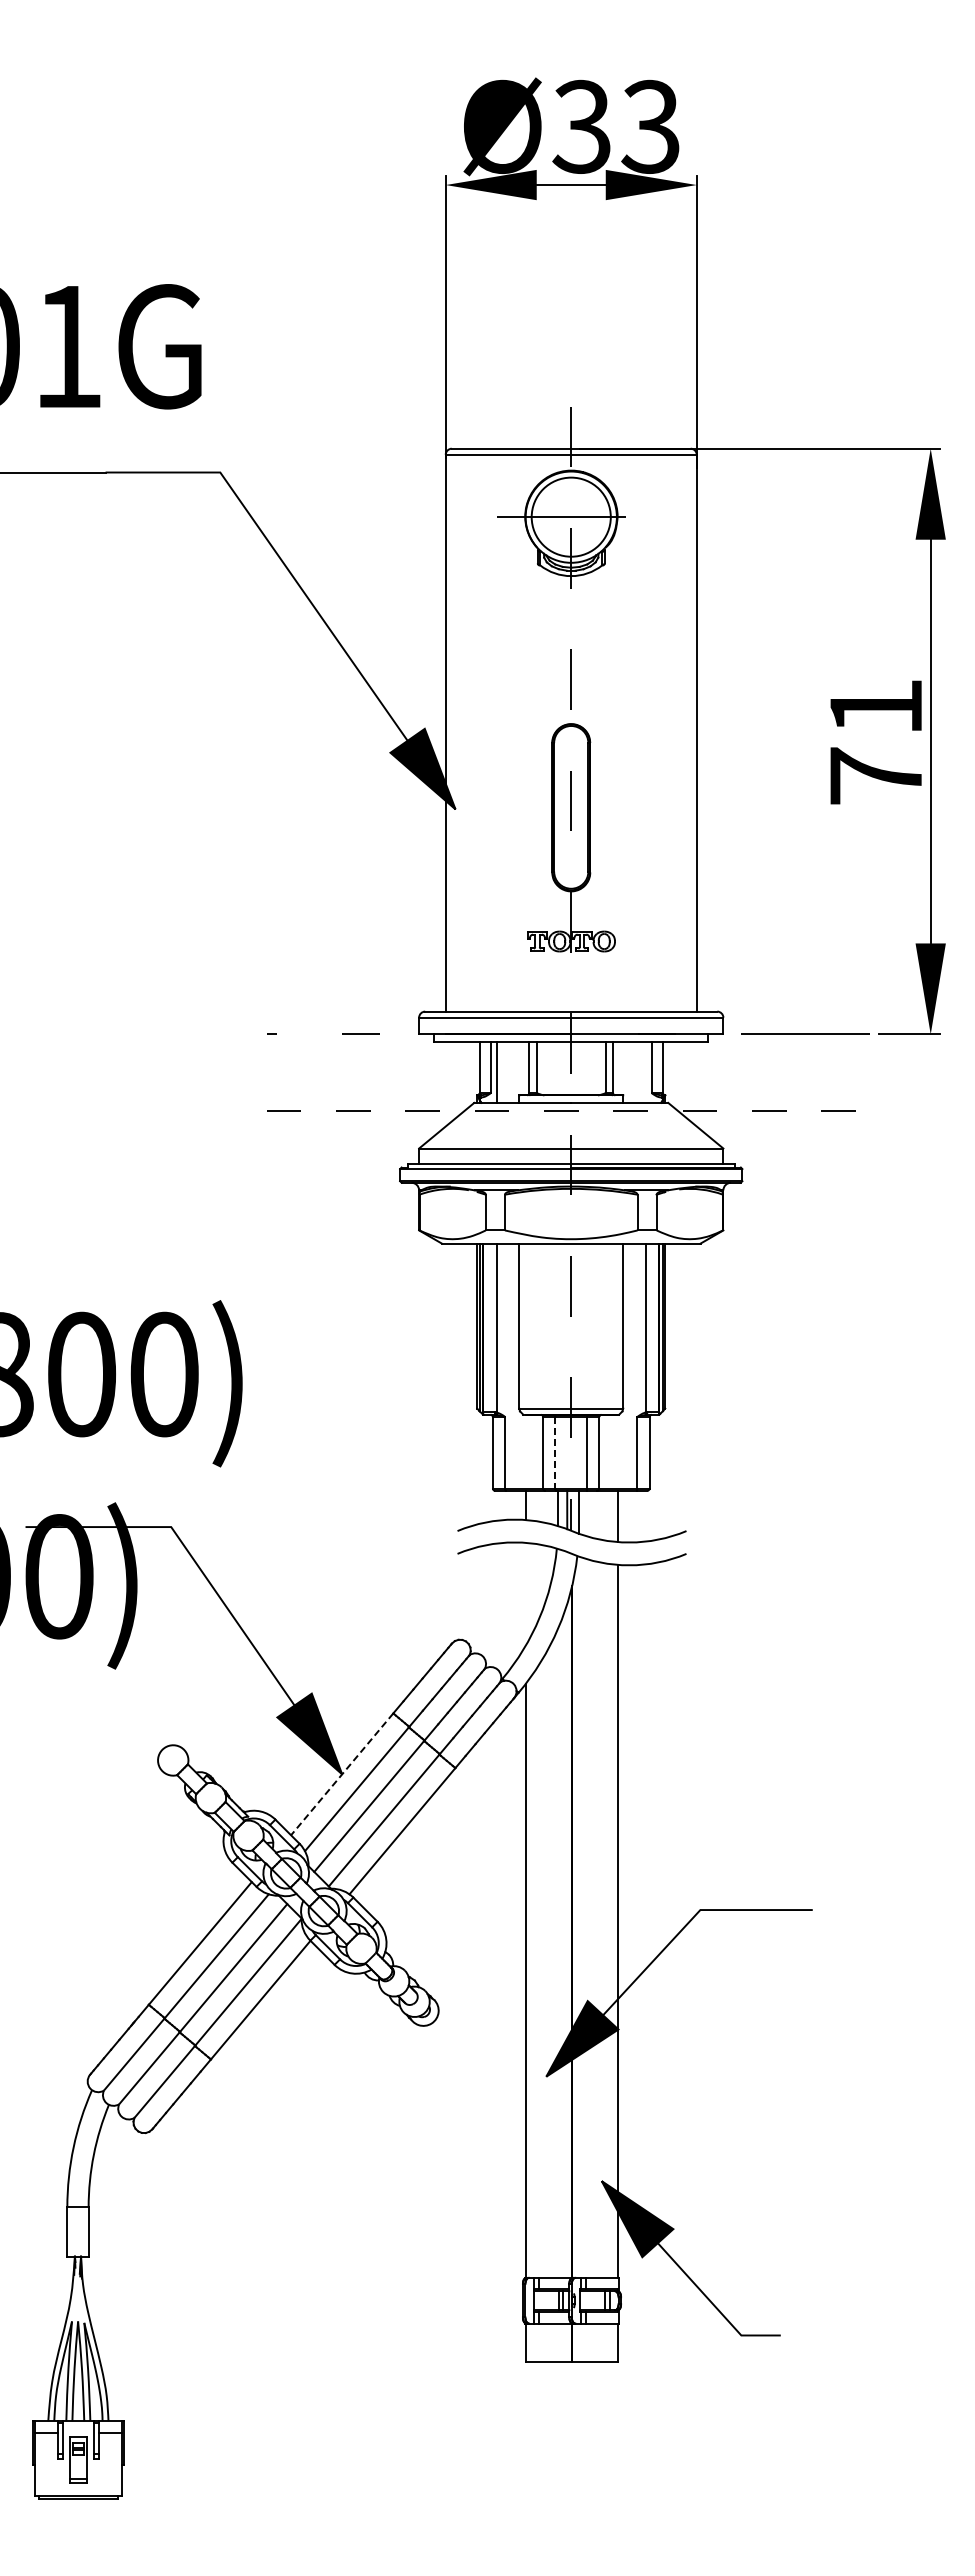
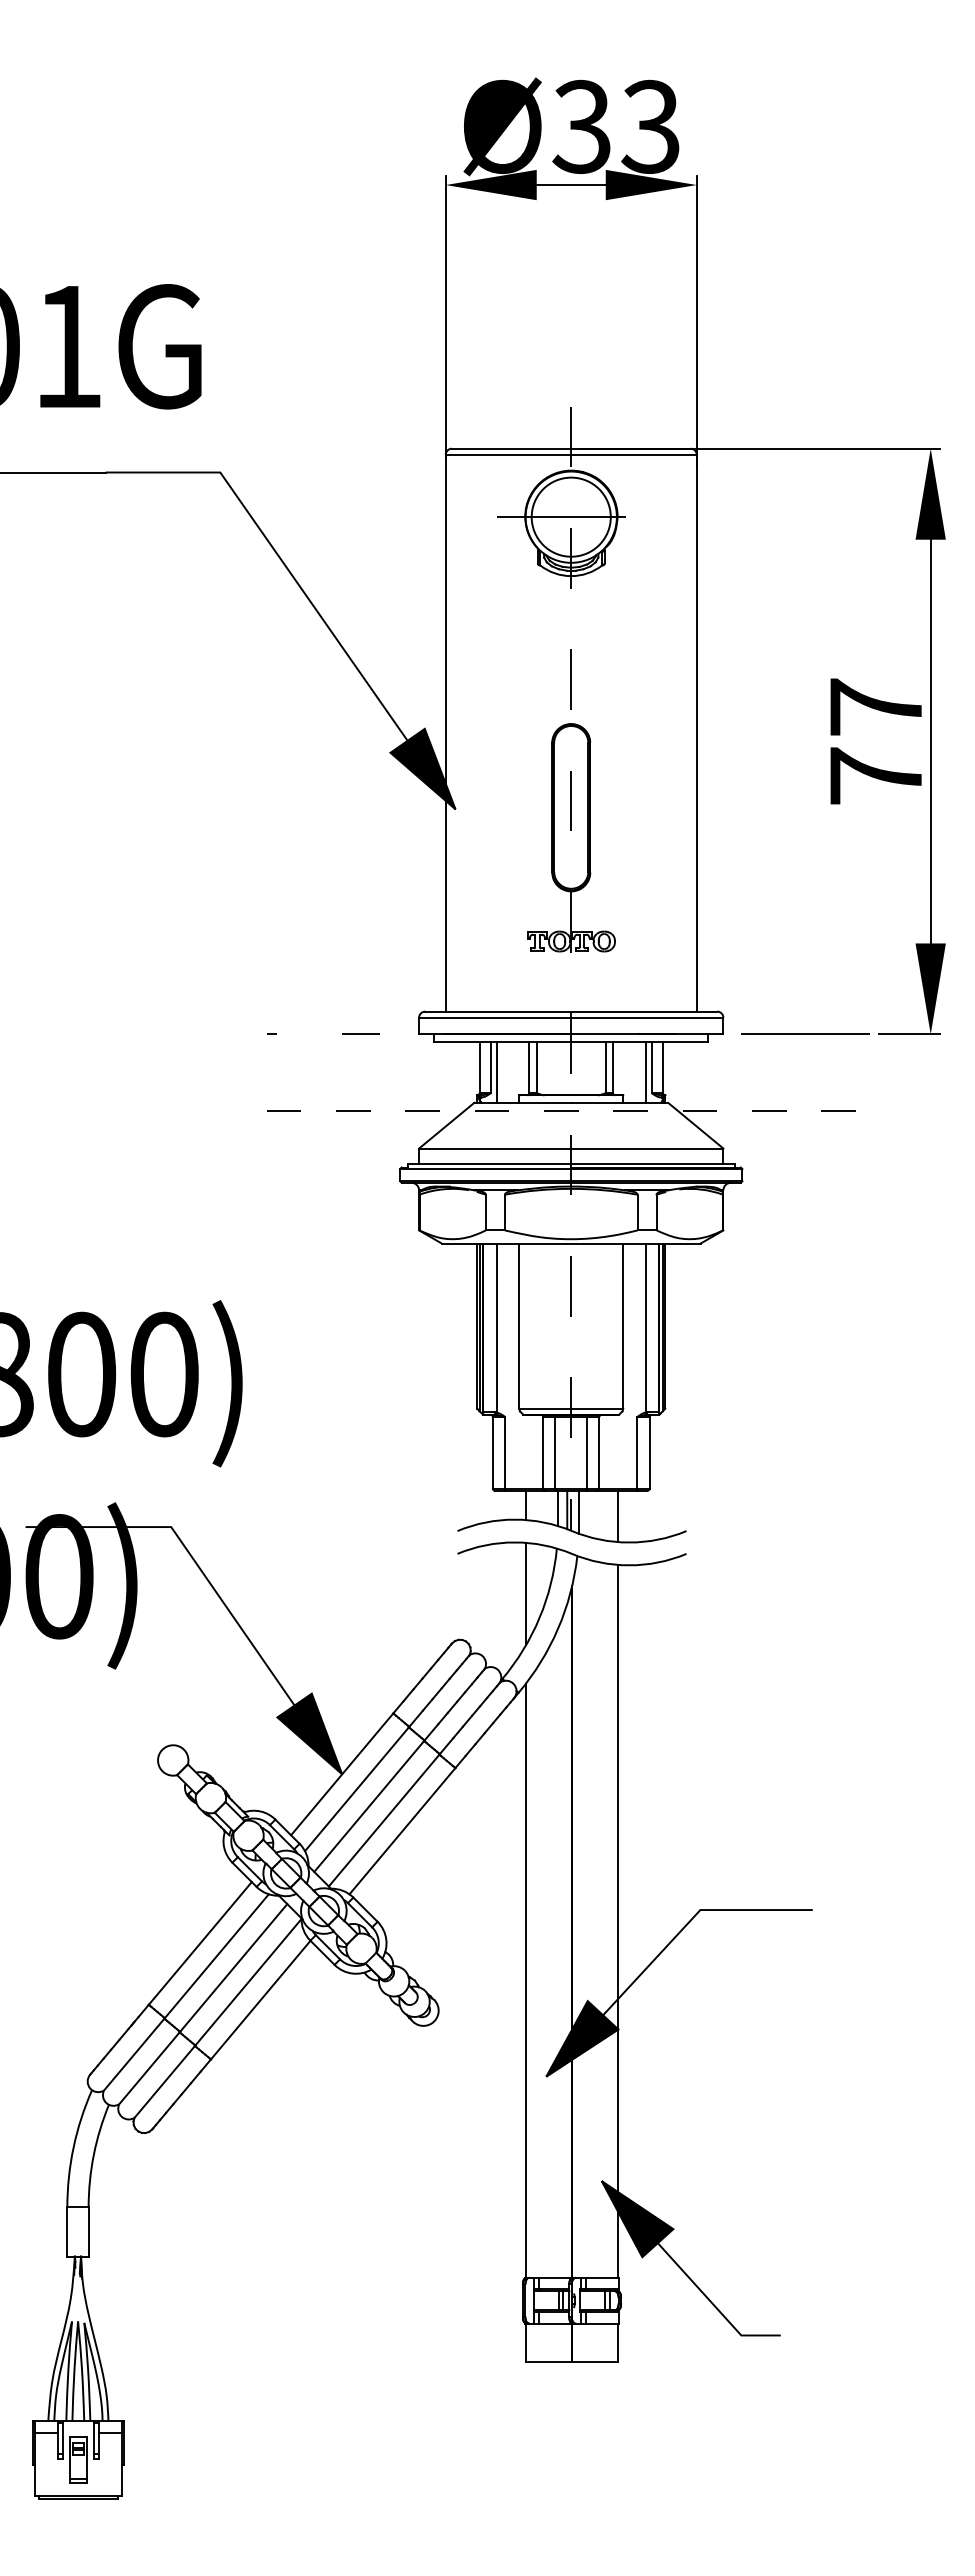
text: 71 -> 77 (875, 706)
line: none -> present (645, 1072)
line: dashed -> solid (555, 1452)
line: none -> present (526, 1593)
line: dashed -> solid (342, 1774)
